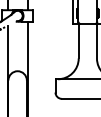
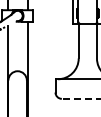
line: solid -> dashed (80, 98)
